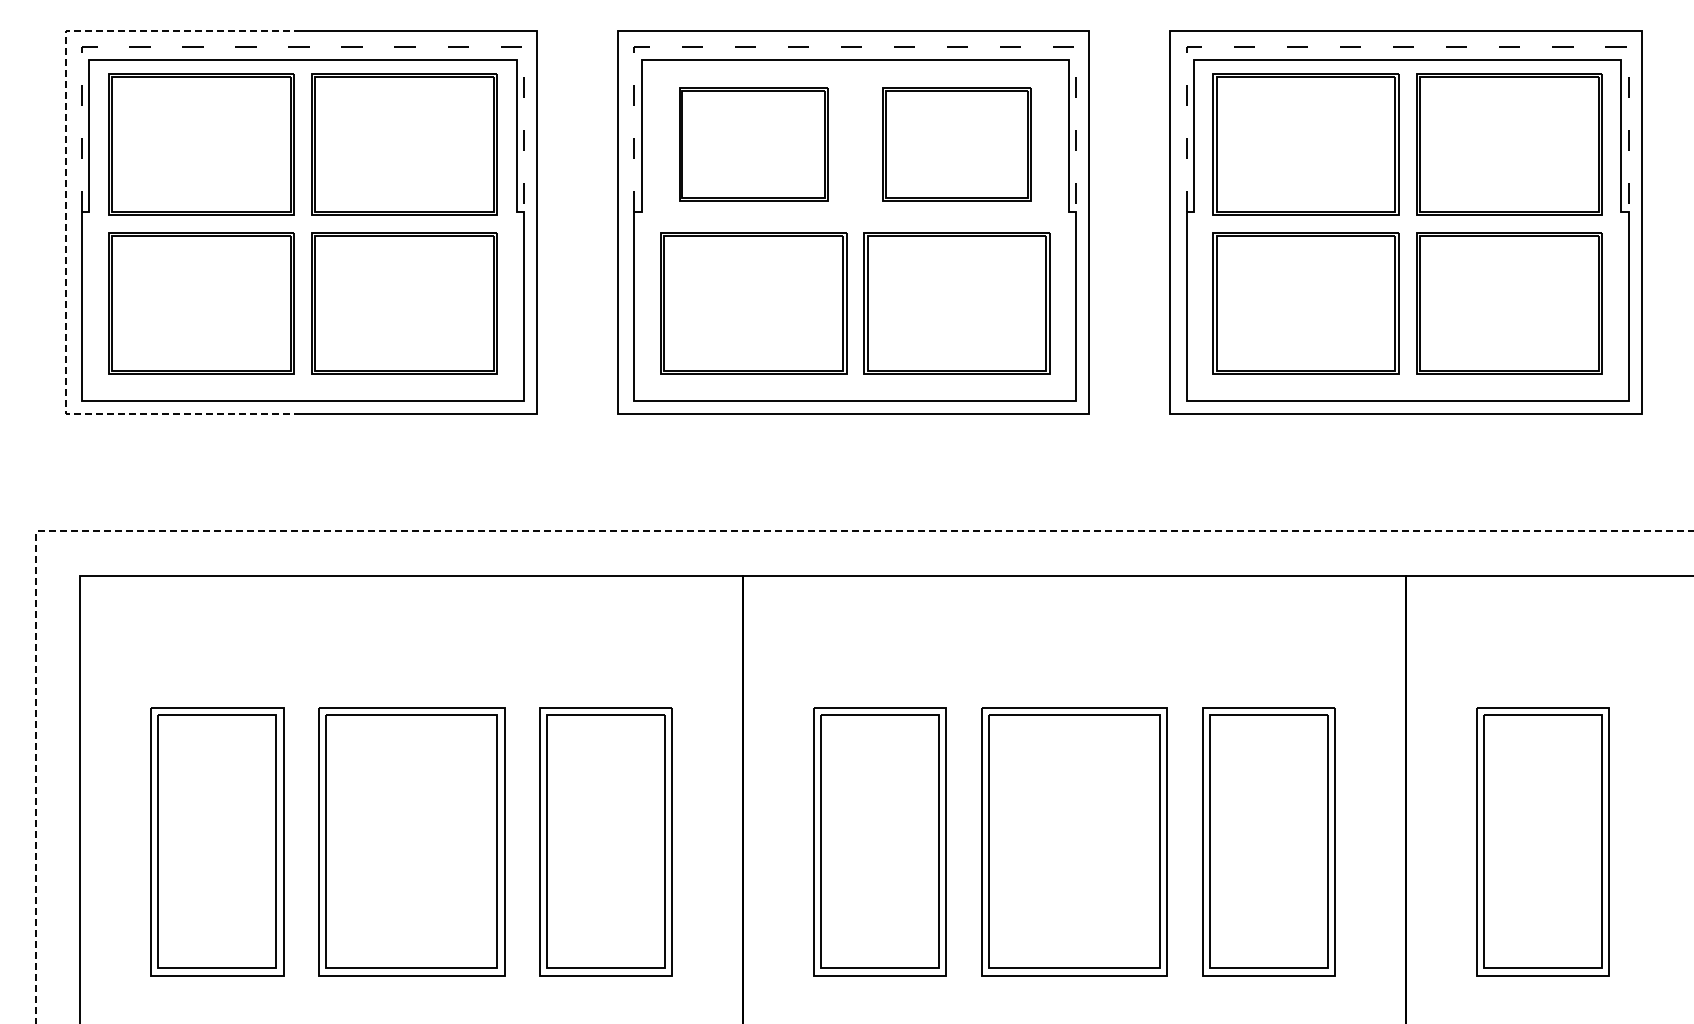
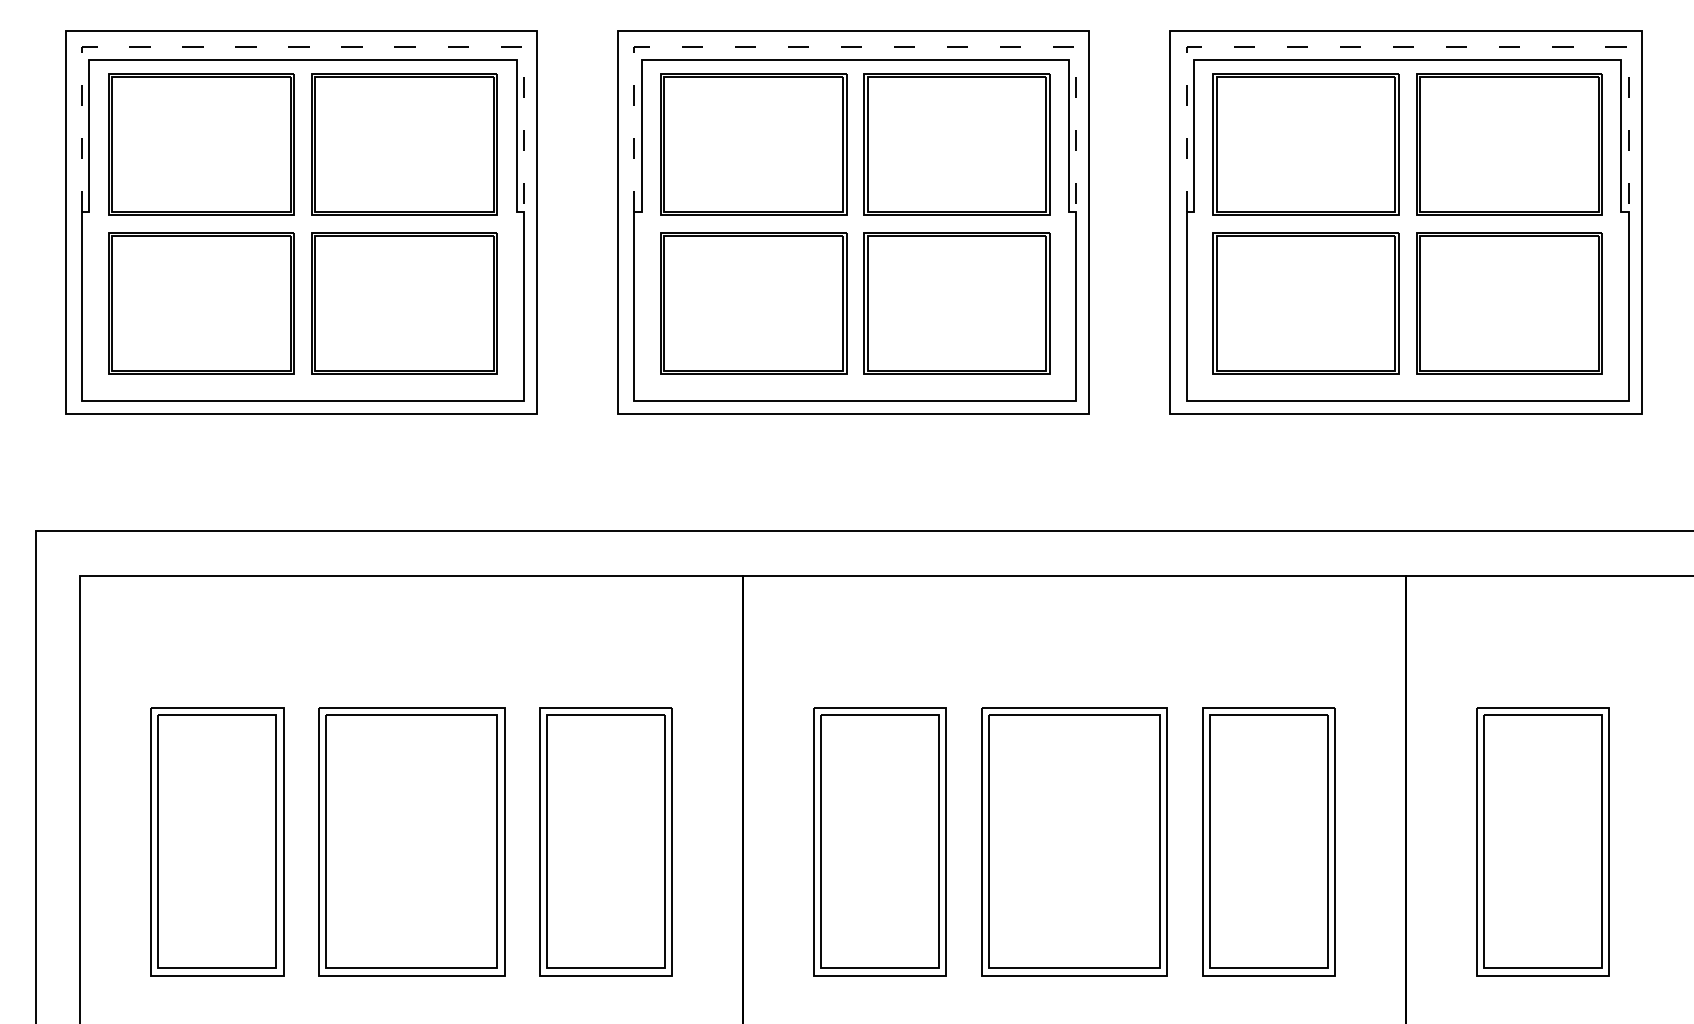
part size: 150x115 px -> 188x143 px (753, 144)
part size: 150x115 px -> 188x143 px (956, 144)
line: dashed -> solid (65, 222)
line: dashed -> solid (618, 531)
